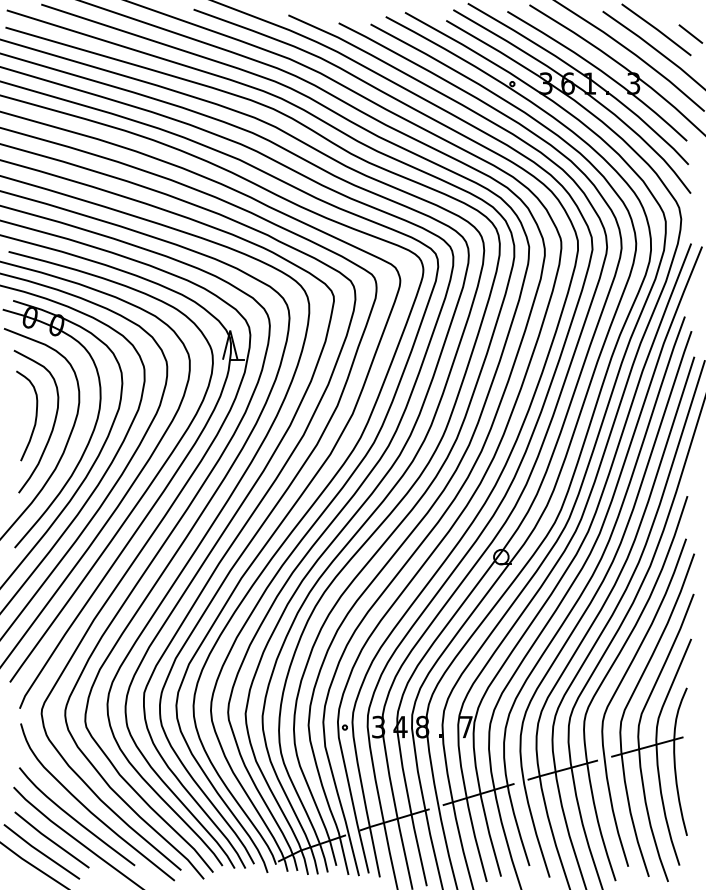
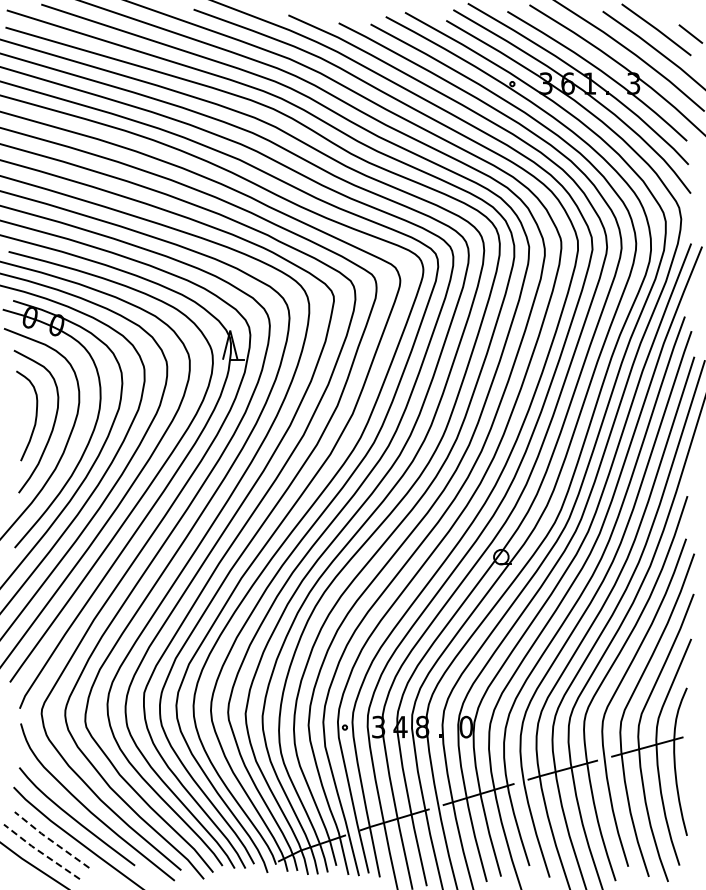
text: 7 -> 0 (465, 726)
line: solid -> dashed (50, 840)
line: solid -> dashed (40, 852)
